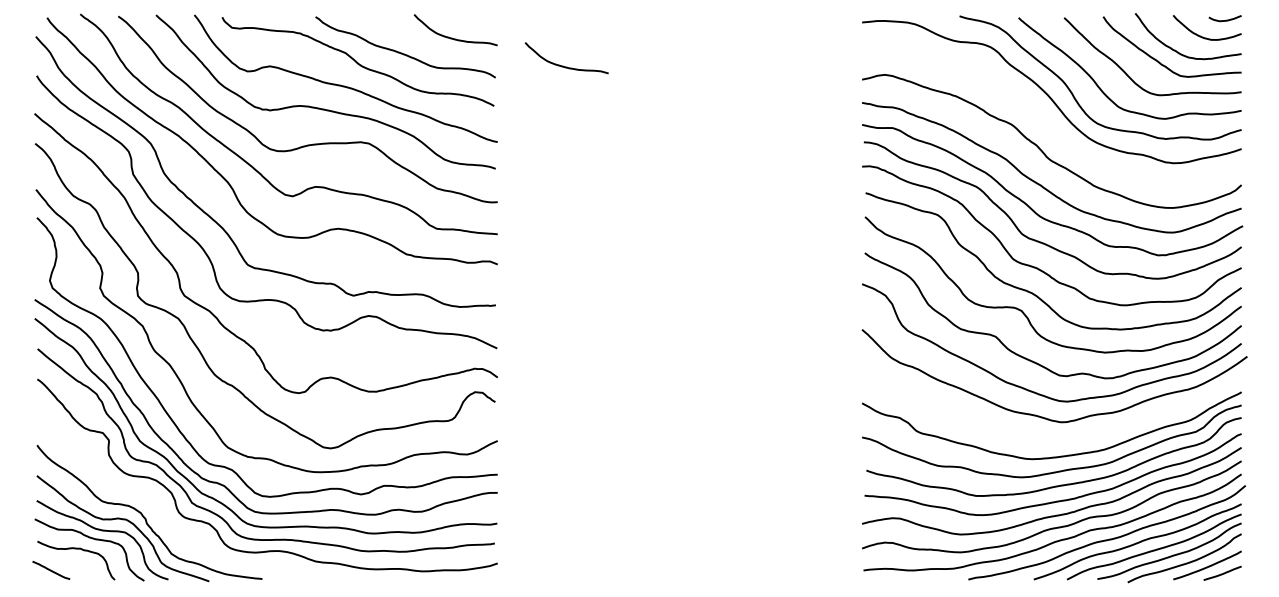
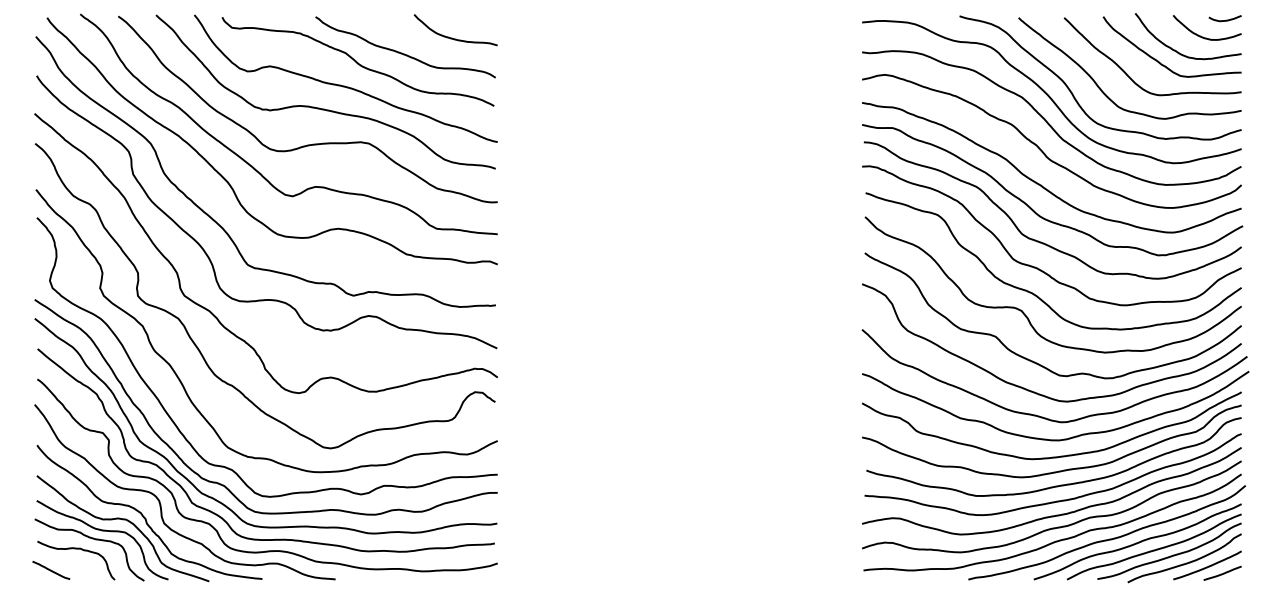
curve: present -> none (563, 65)
curve: none -> present (1047, 121)
curve: none -> present (1063, 438)
curve: none -> present (160, 501)
